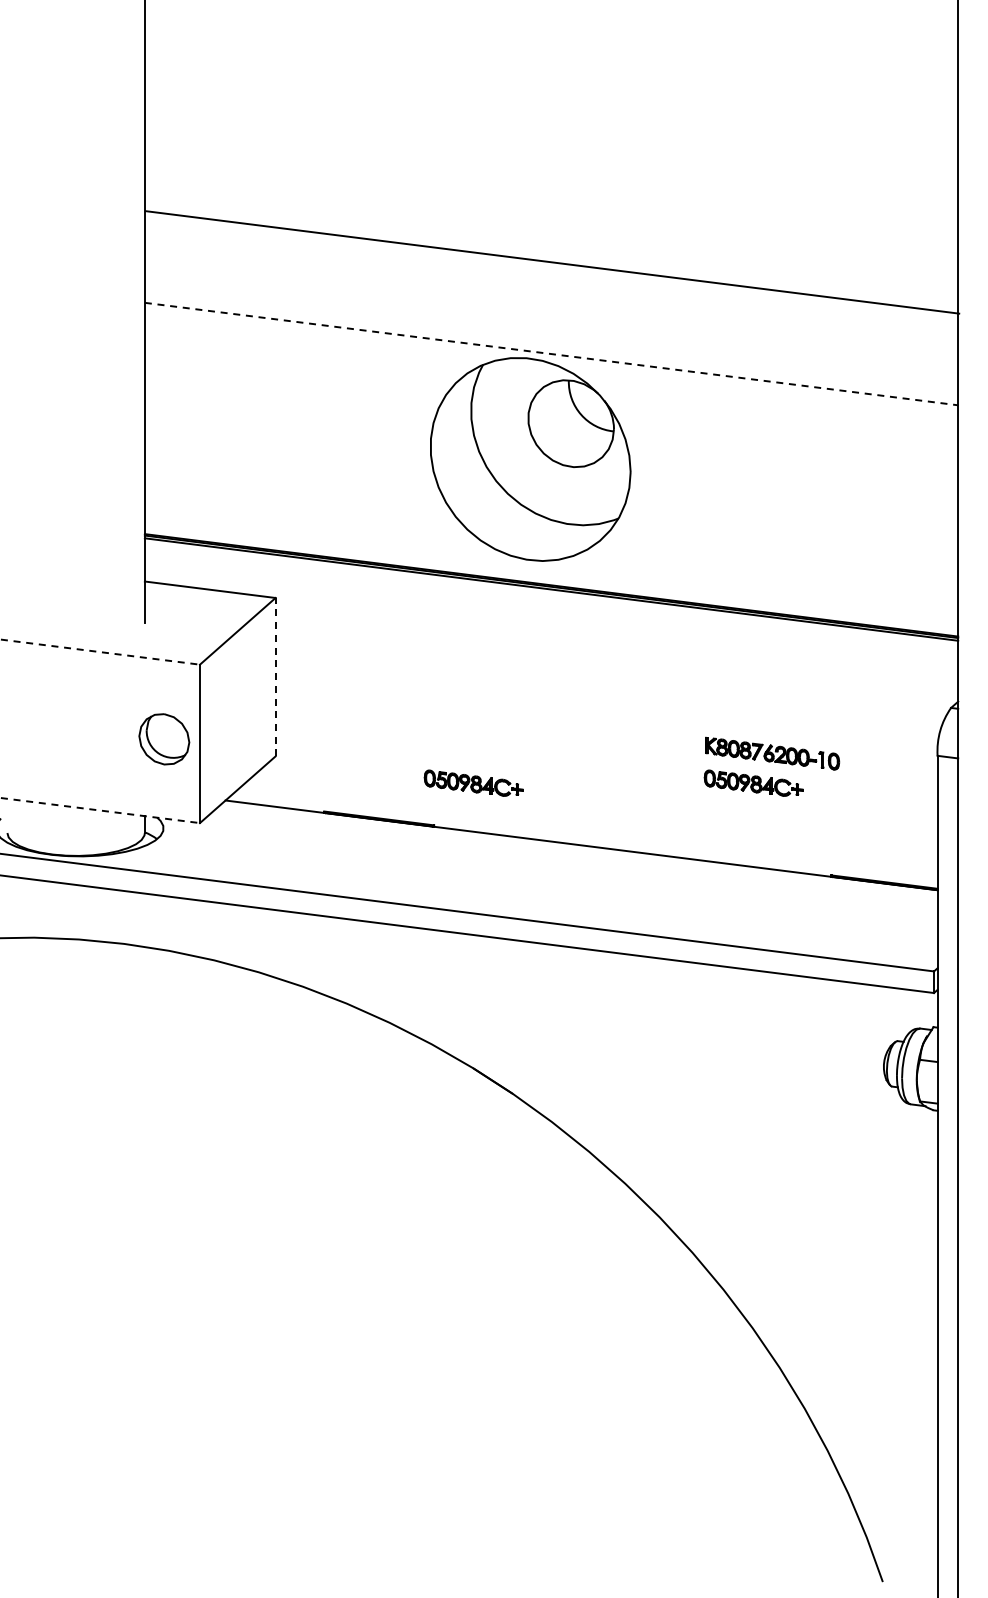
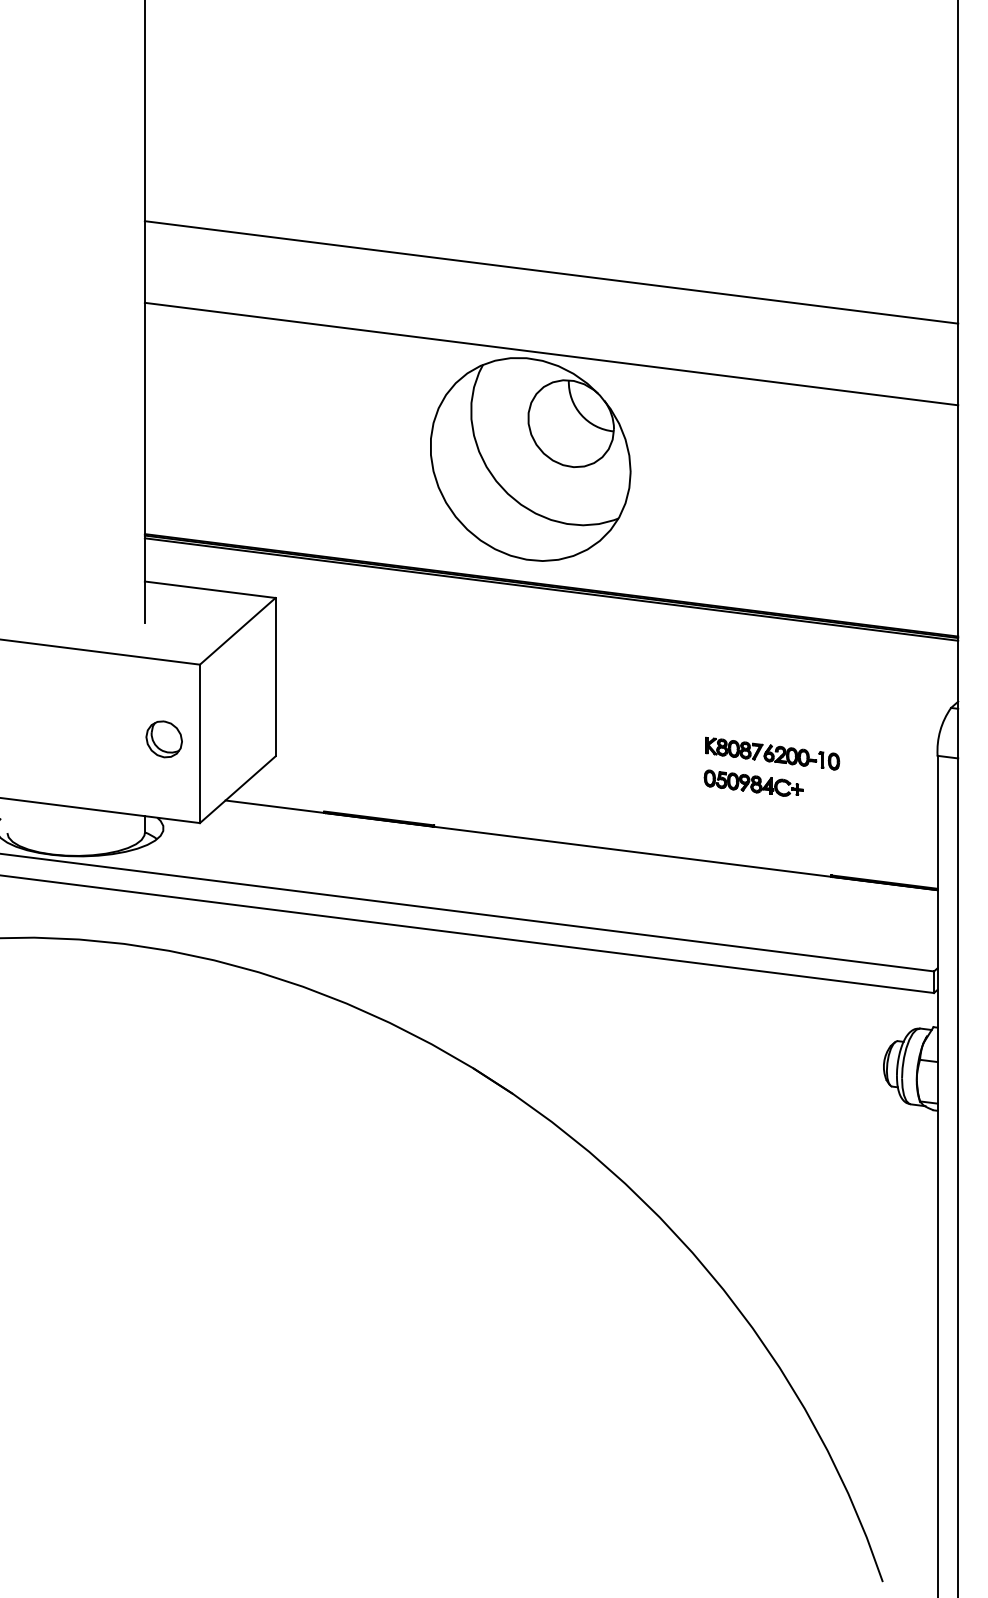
line position: (552, 262) -> (551, 272) (551, 272)
line: dashed -> solid (551, 354)
line: dashed -> solid (100, 652)
line: dashed -> solid (275, 676)
part size: 53x53 px -> 38x39 px (163, 739)
part: present -> none (473, 782)
line: dashed -> solid (100, 810)
